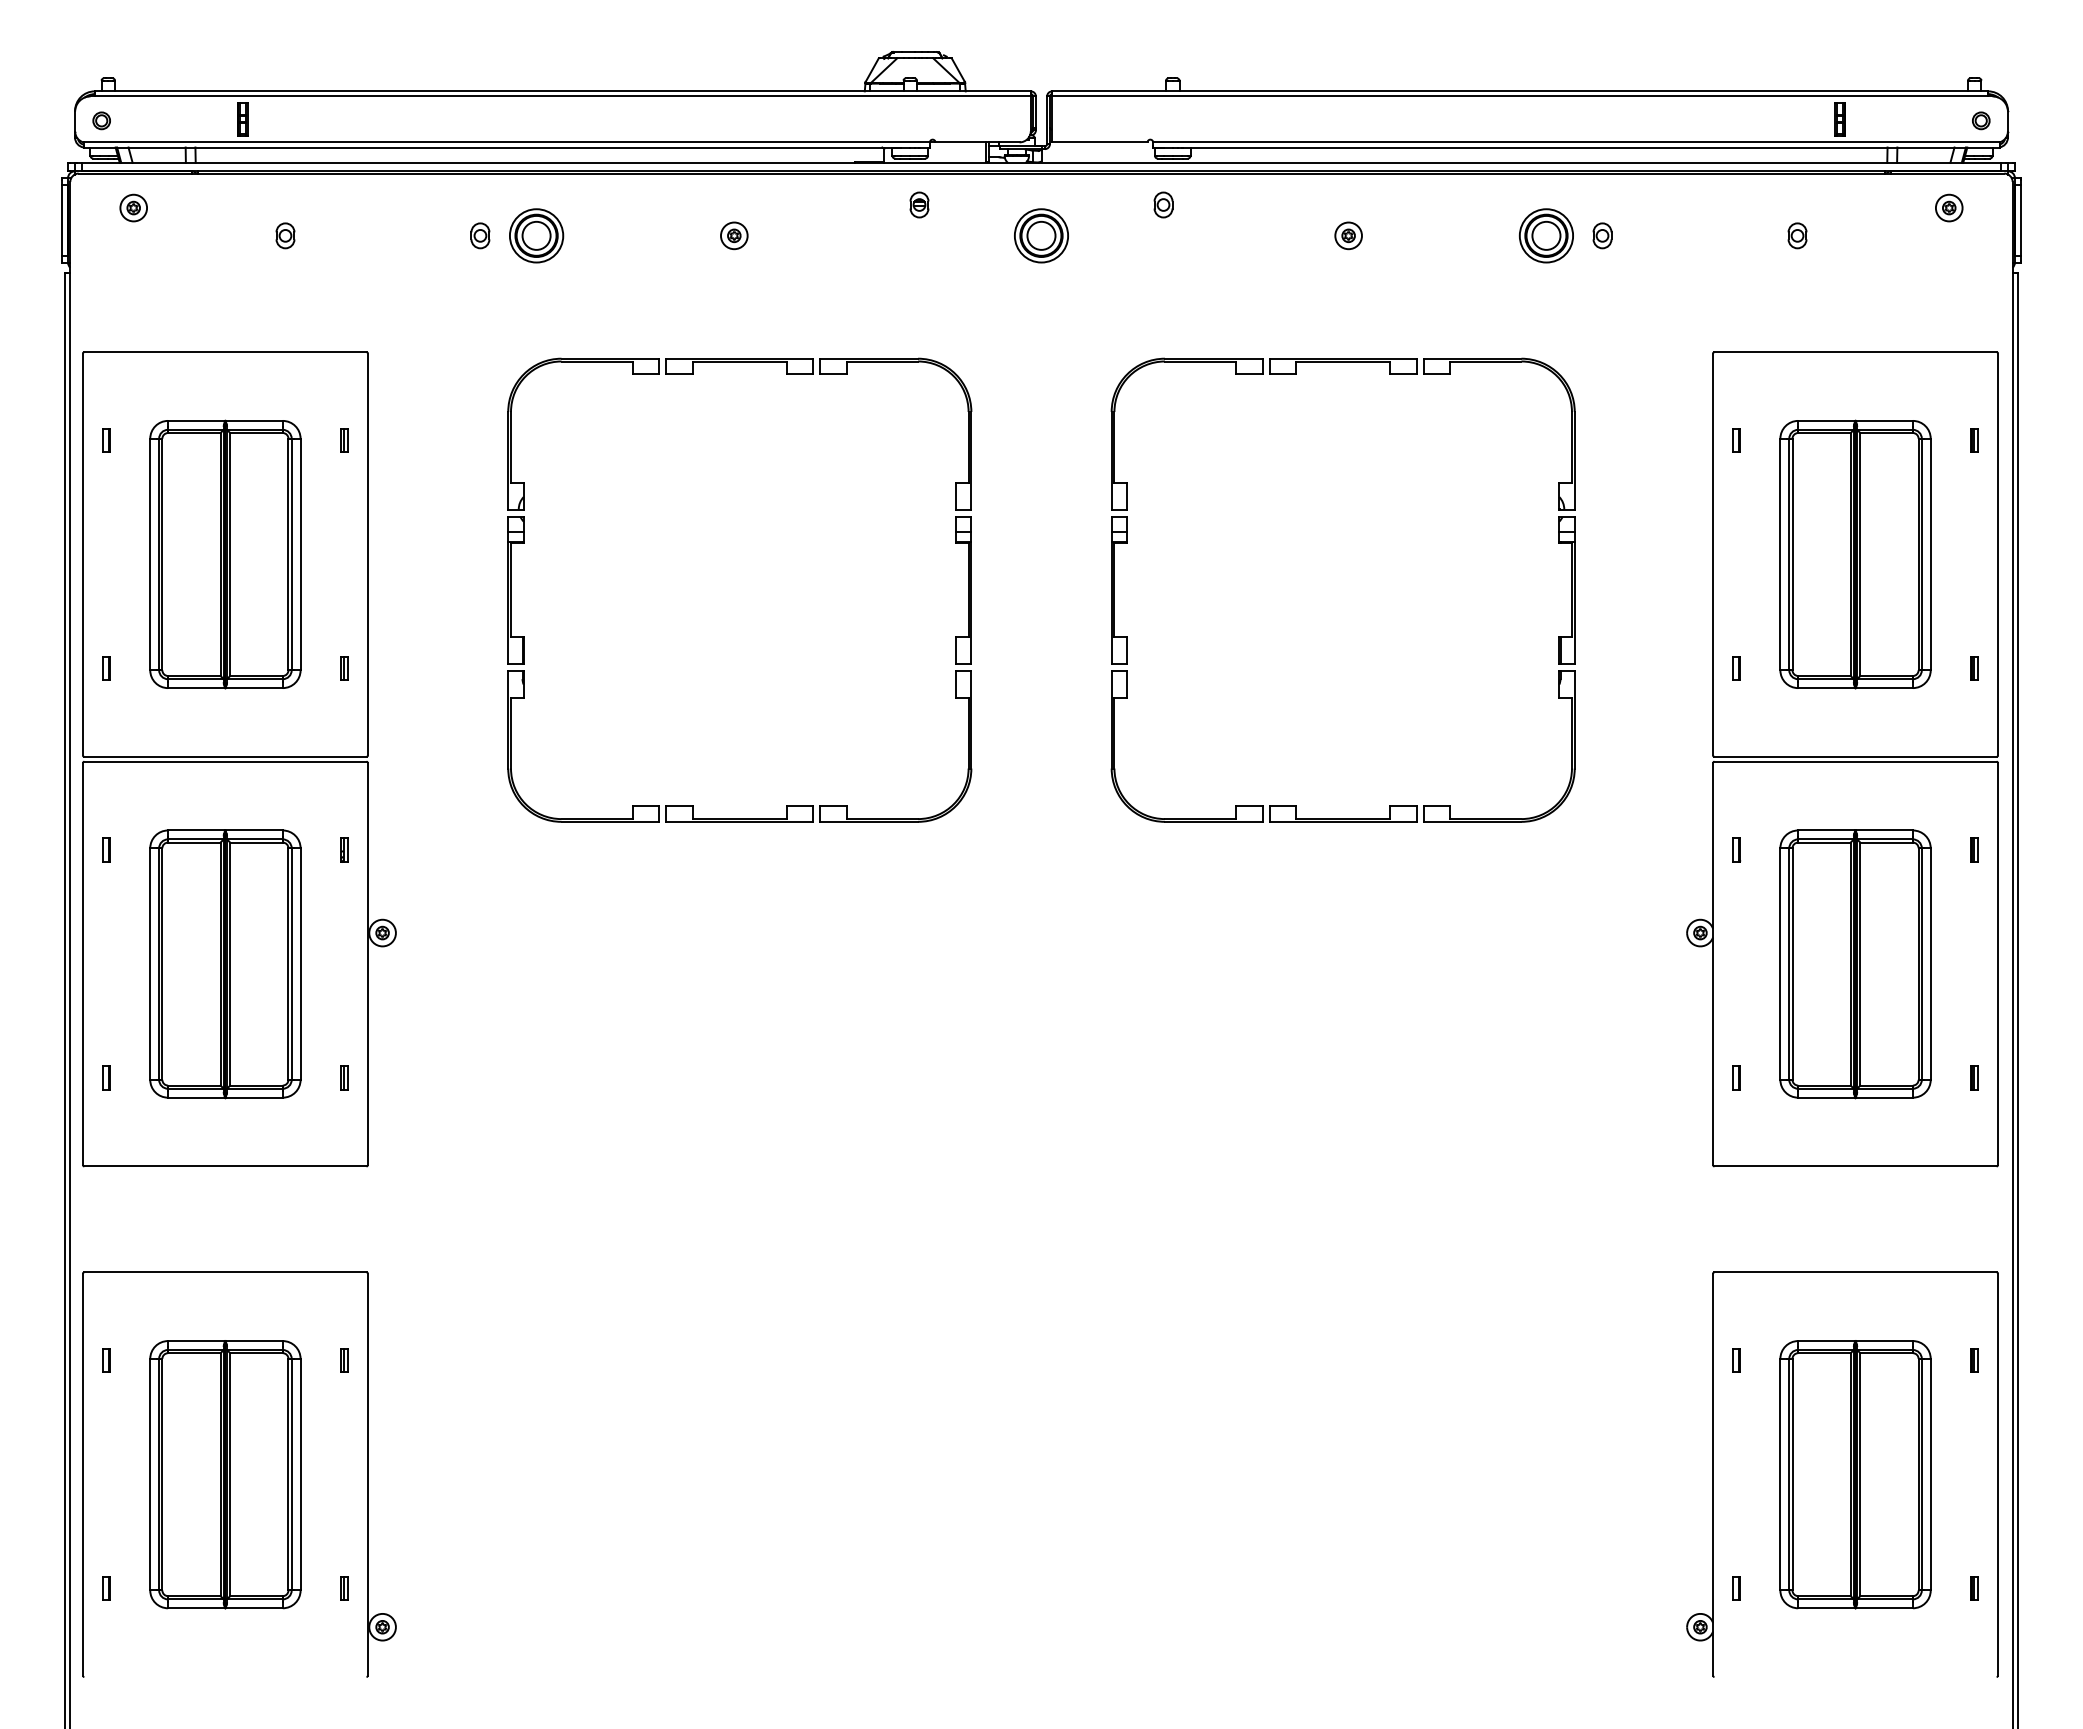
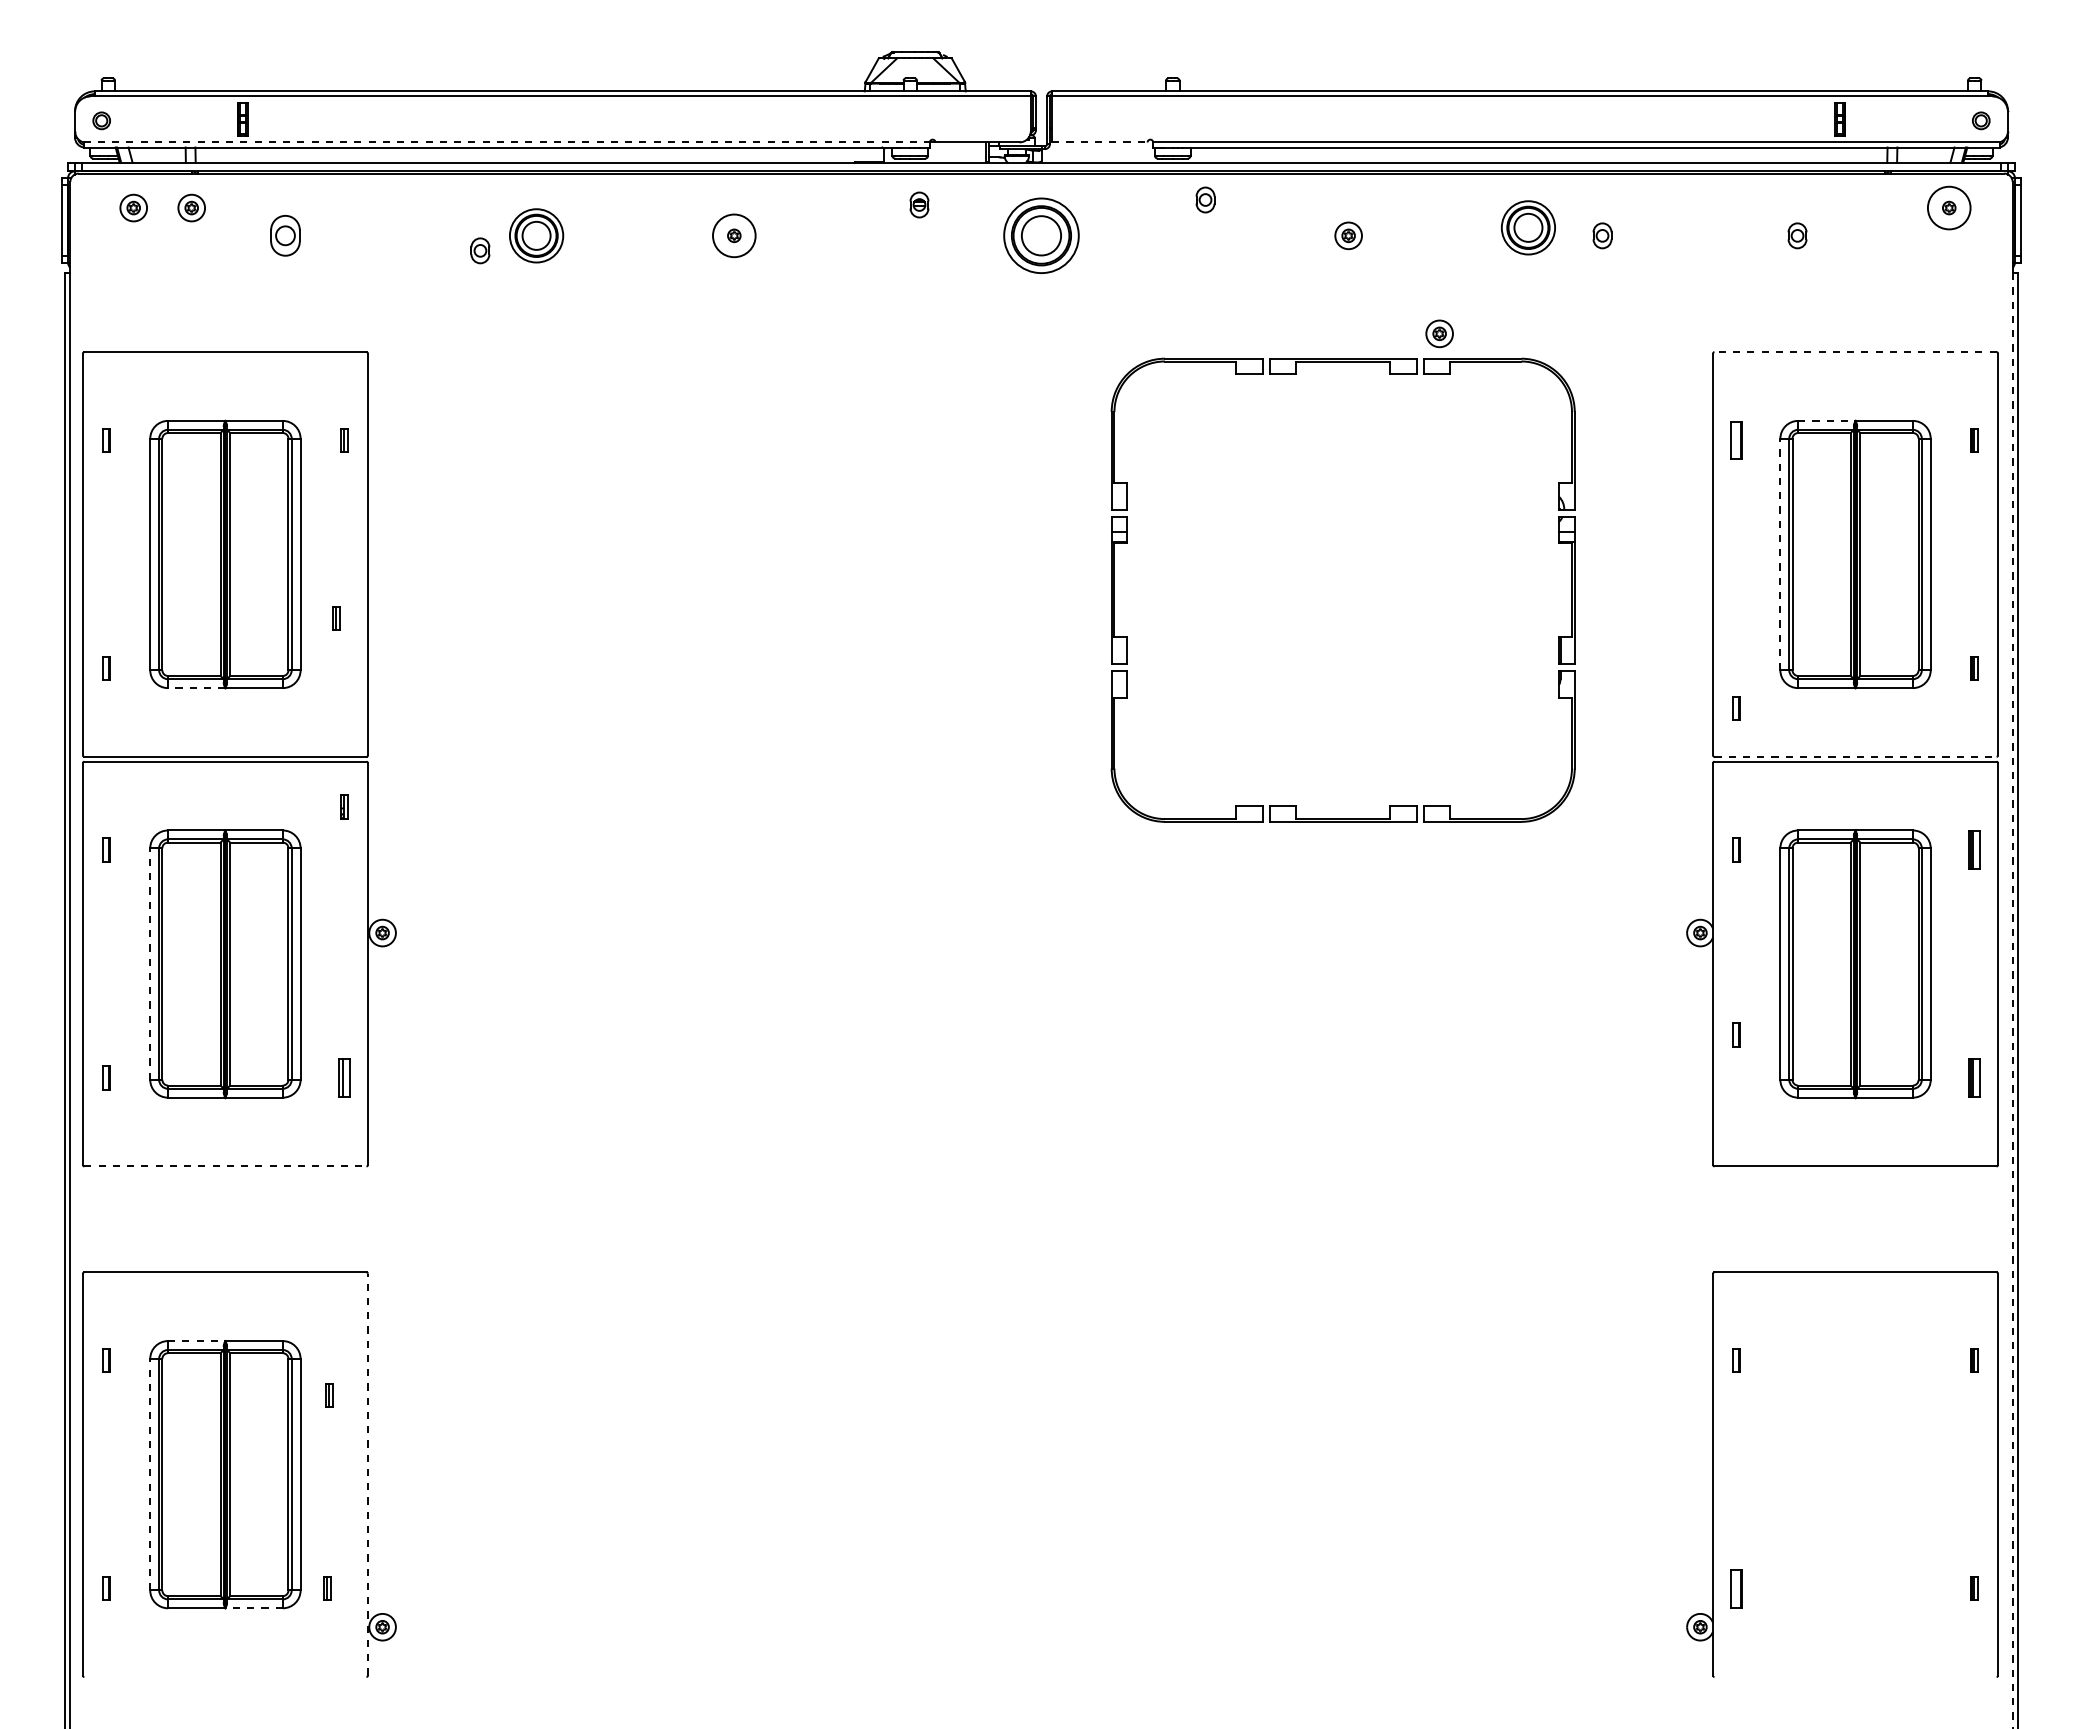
line: solid -> dashed (507, 142)
line: solid -> dashed (1099, 142)
part position: (1163, 204) -> (1205, 199) (1205, 199)
part: none -> present (191, 207)
circle diameter: 27 px -> 43 px (1948, 207)
part size: 21x28 px -> 31x42 px (285, 235)
part position: (480, 235) -> (480, 250) (480, 250)
circle diameter: 27 px -> 43 px (734, 235)
part size: 55x56 px -> 77x77 px (1041, 235)
part position: (1545, 235) -> (1527, 227) (1527, 227)
part: none -> present (1439, 333)
line: solid -> dashed (1855, 352)
part: present -> none (693, 374)
line: solid -> dashed (1826, 420)
part size: 9x25 px -> 13x39 px (1736, 440)
line: solid -> dashed (1780, 554)
part position: (344, 668) -> (336, 618) (336, 618)
part position: (1736, 668) -> (1736, 708) (1736, 708)
line: solid -> dashed (196, 688)
line: solid -> dashed (1856, 756)
part position: (344, 849) -> (344, 806) (344, 806)
part size: 9x26 px -> 13x40 px (1974, 849)
line: solid -> dashed (150, 964)
line: solid -> dashed (2012, 1000)
part size: 9x26 px -> 13x40 px (344, 1077)
part position: (1736, 1077) -> (1736, 1034) (1736, 1034)
part size: 9x26 px -> 13x40 px (1974, 1077)
line: solid -> dashed (225, 1166)
line: solid -> dashed (196, 1341)
part position: (344, 1360) -> (329, 1395) (329, 1395)
line: solid -> dashed (150, 1474)
line: solid -> dashed (367, 1474)
part: present -> none (1855, 1474)
part position: (344, 1588) -> (327, 1588) (327, 1588)
part size: 9x25 px -> 13x40 px (1736, 1588)
line: solid -> dashed (254, 1608)
